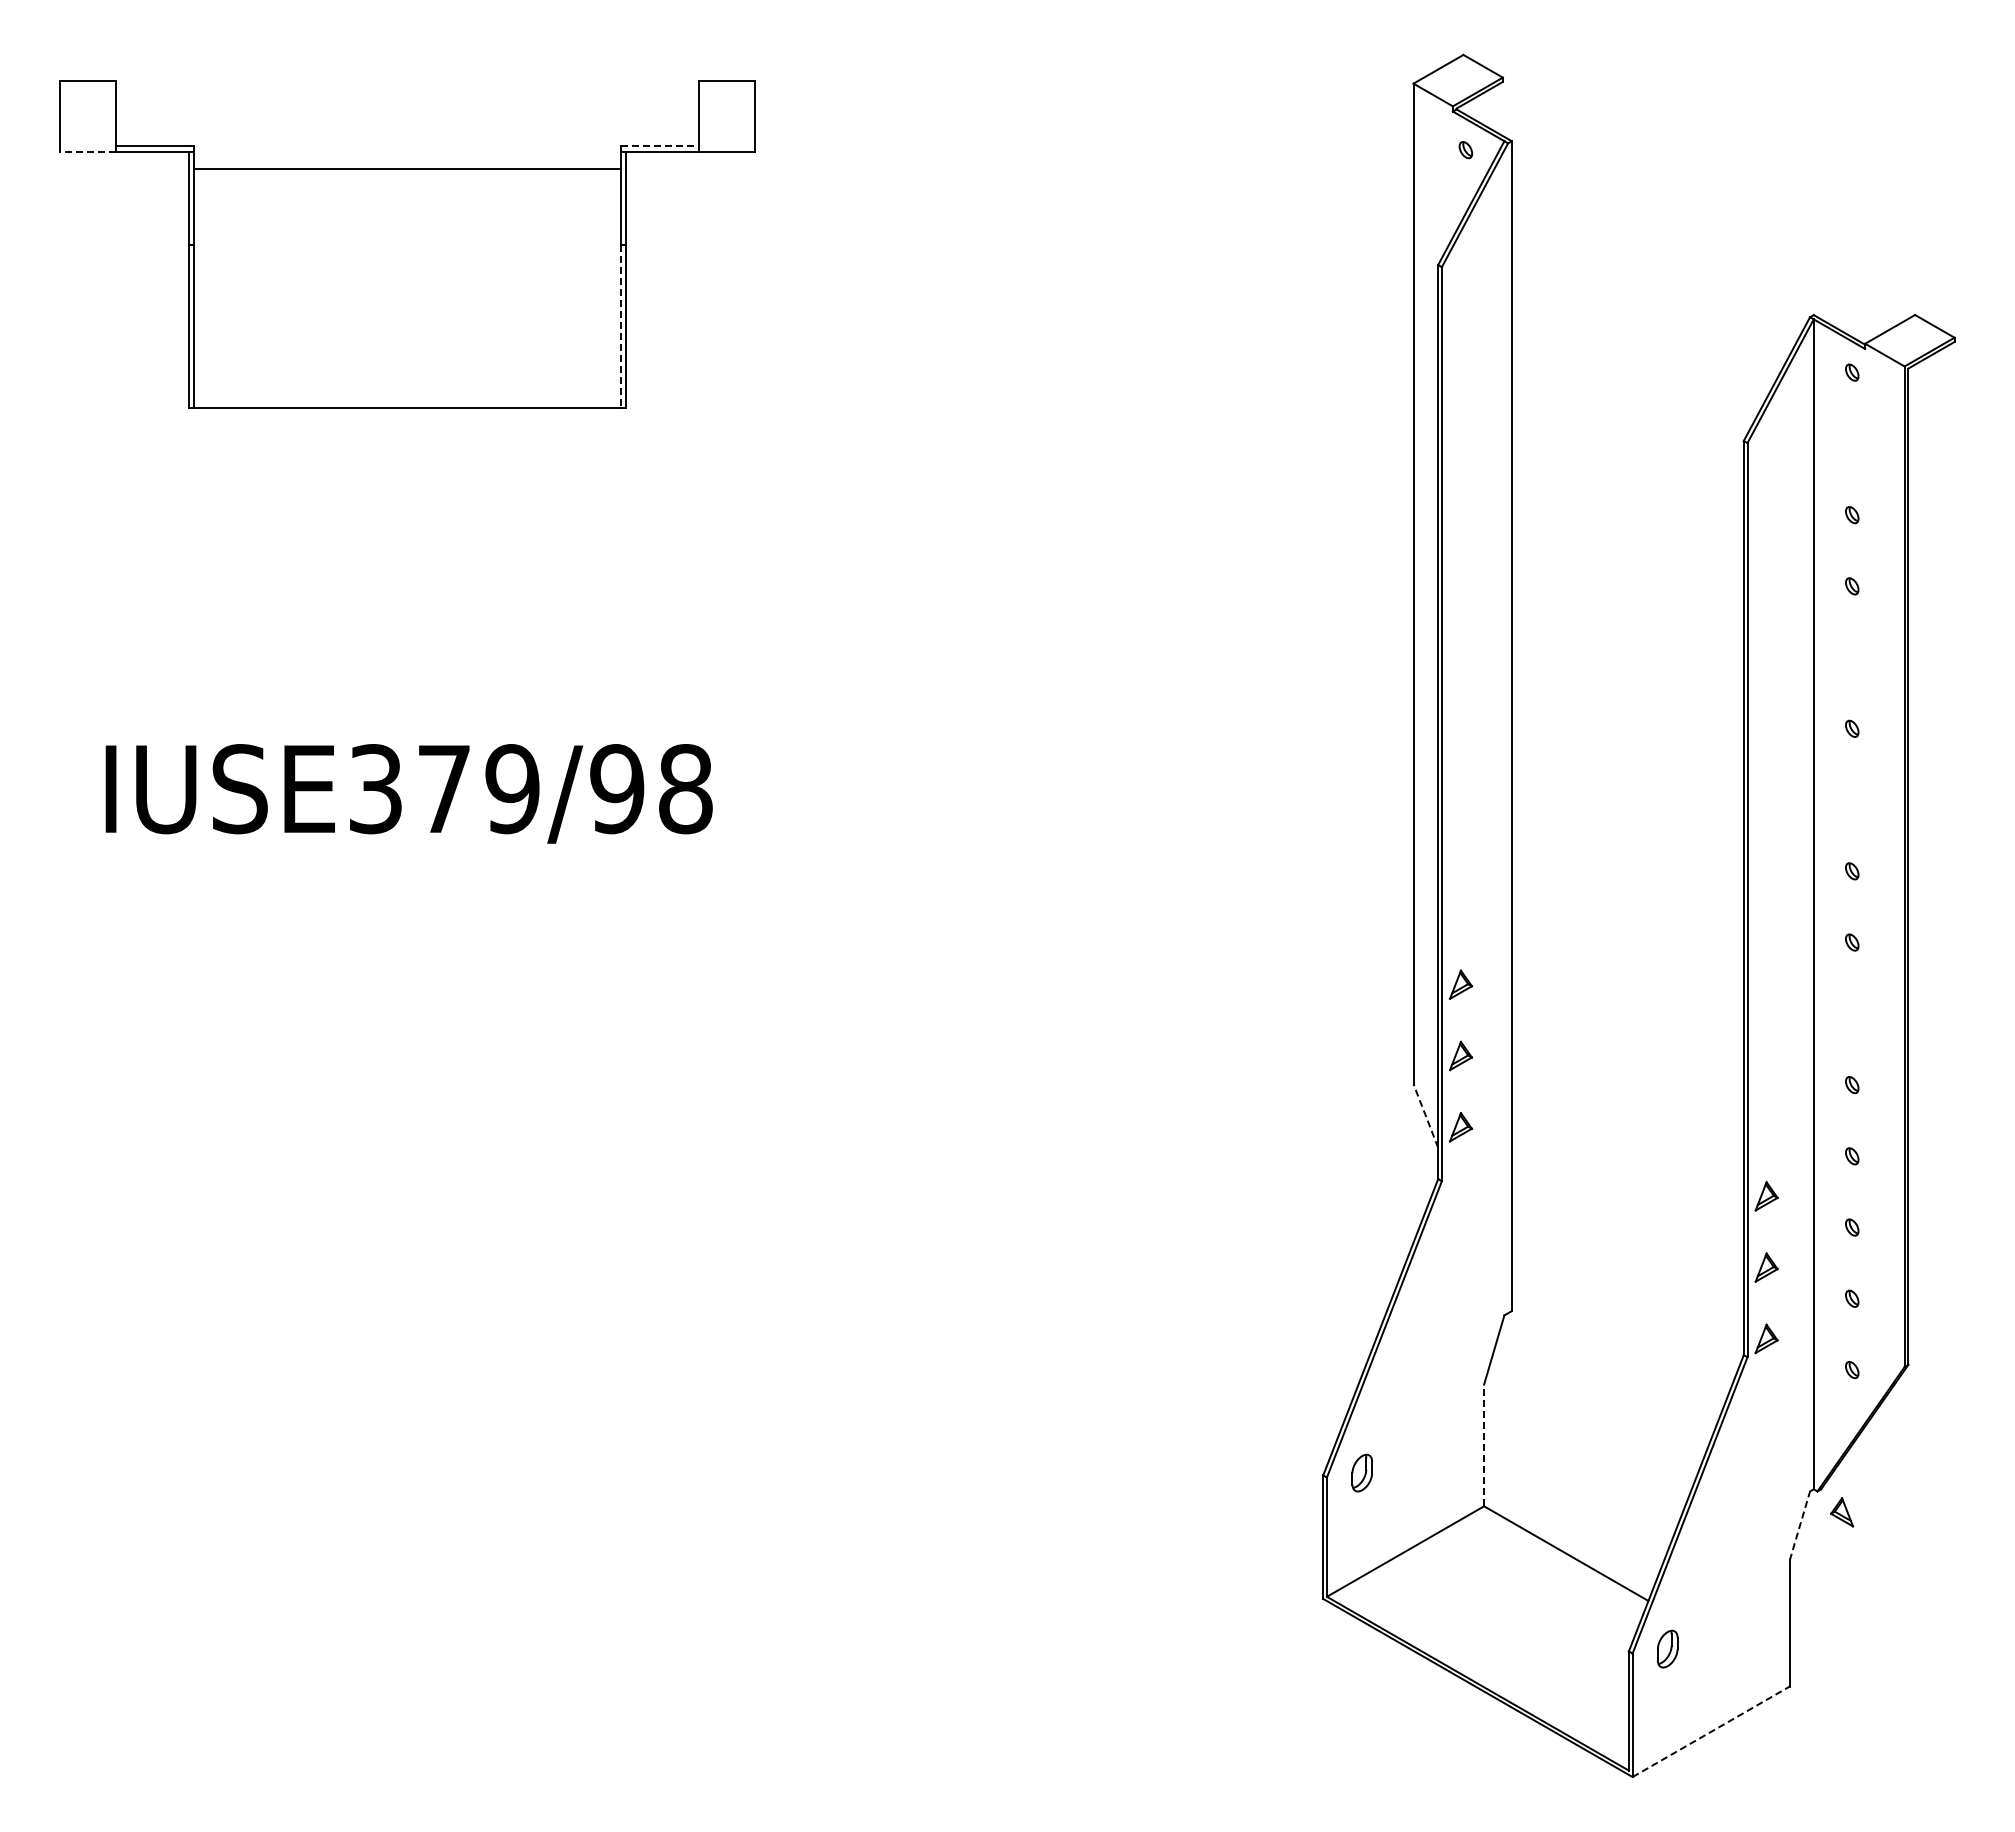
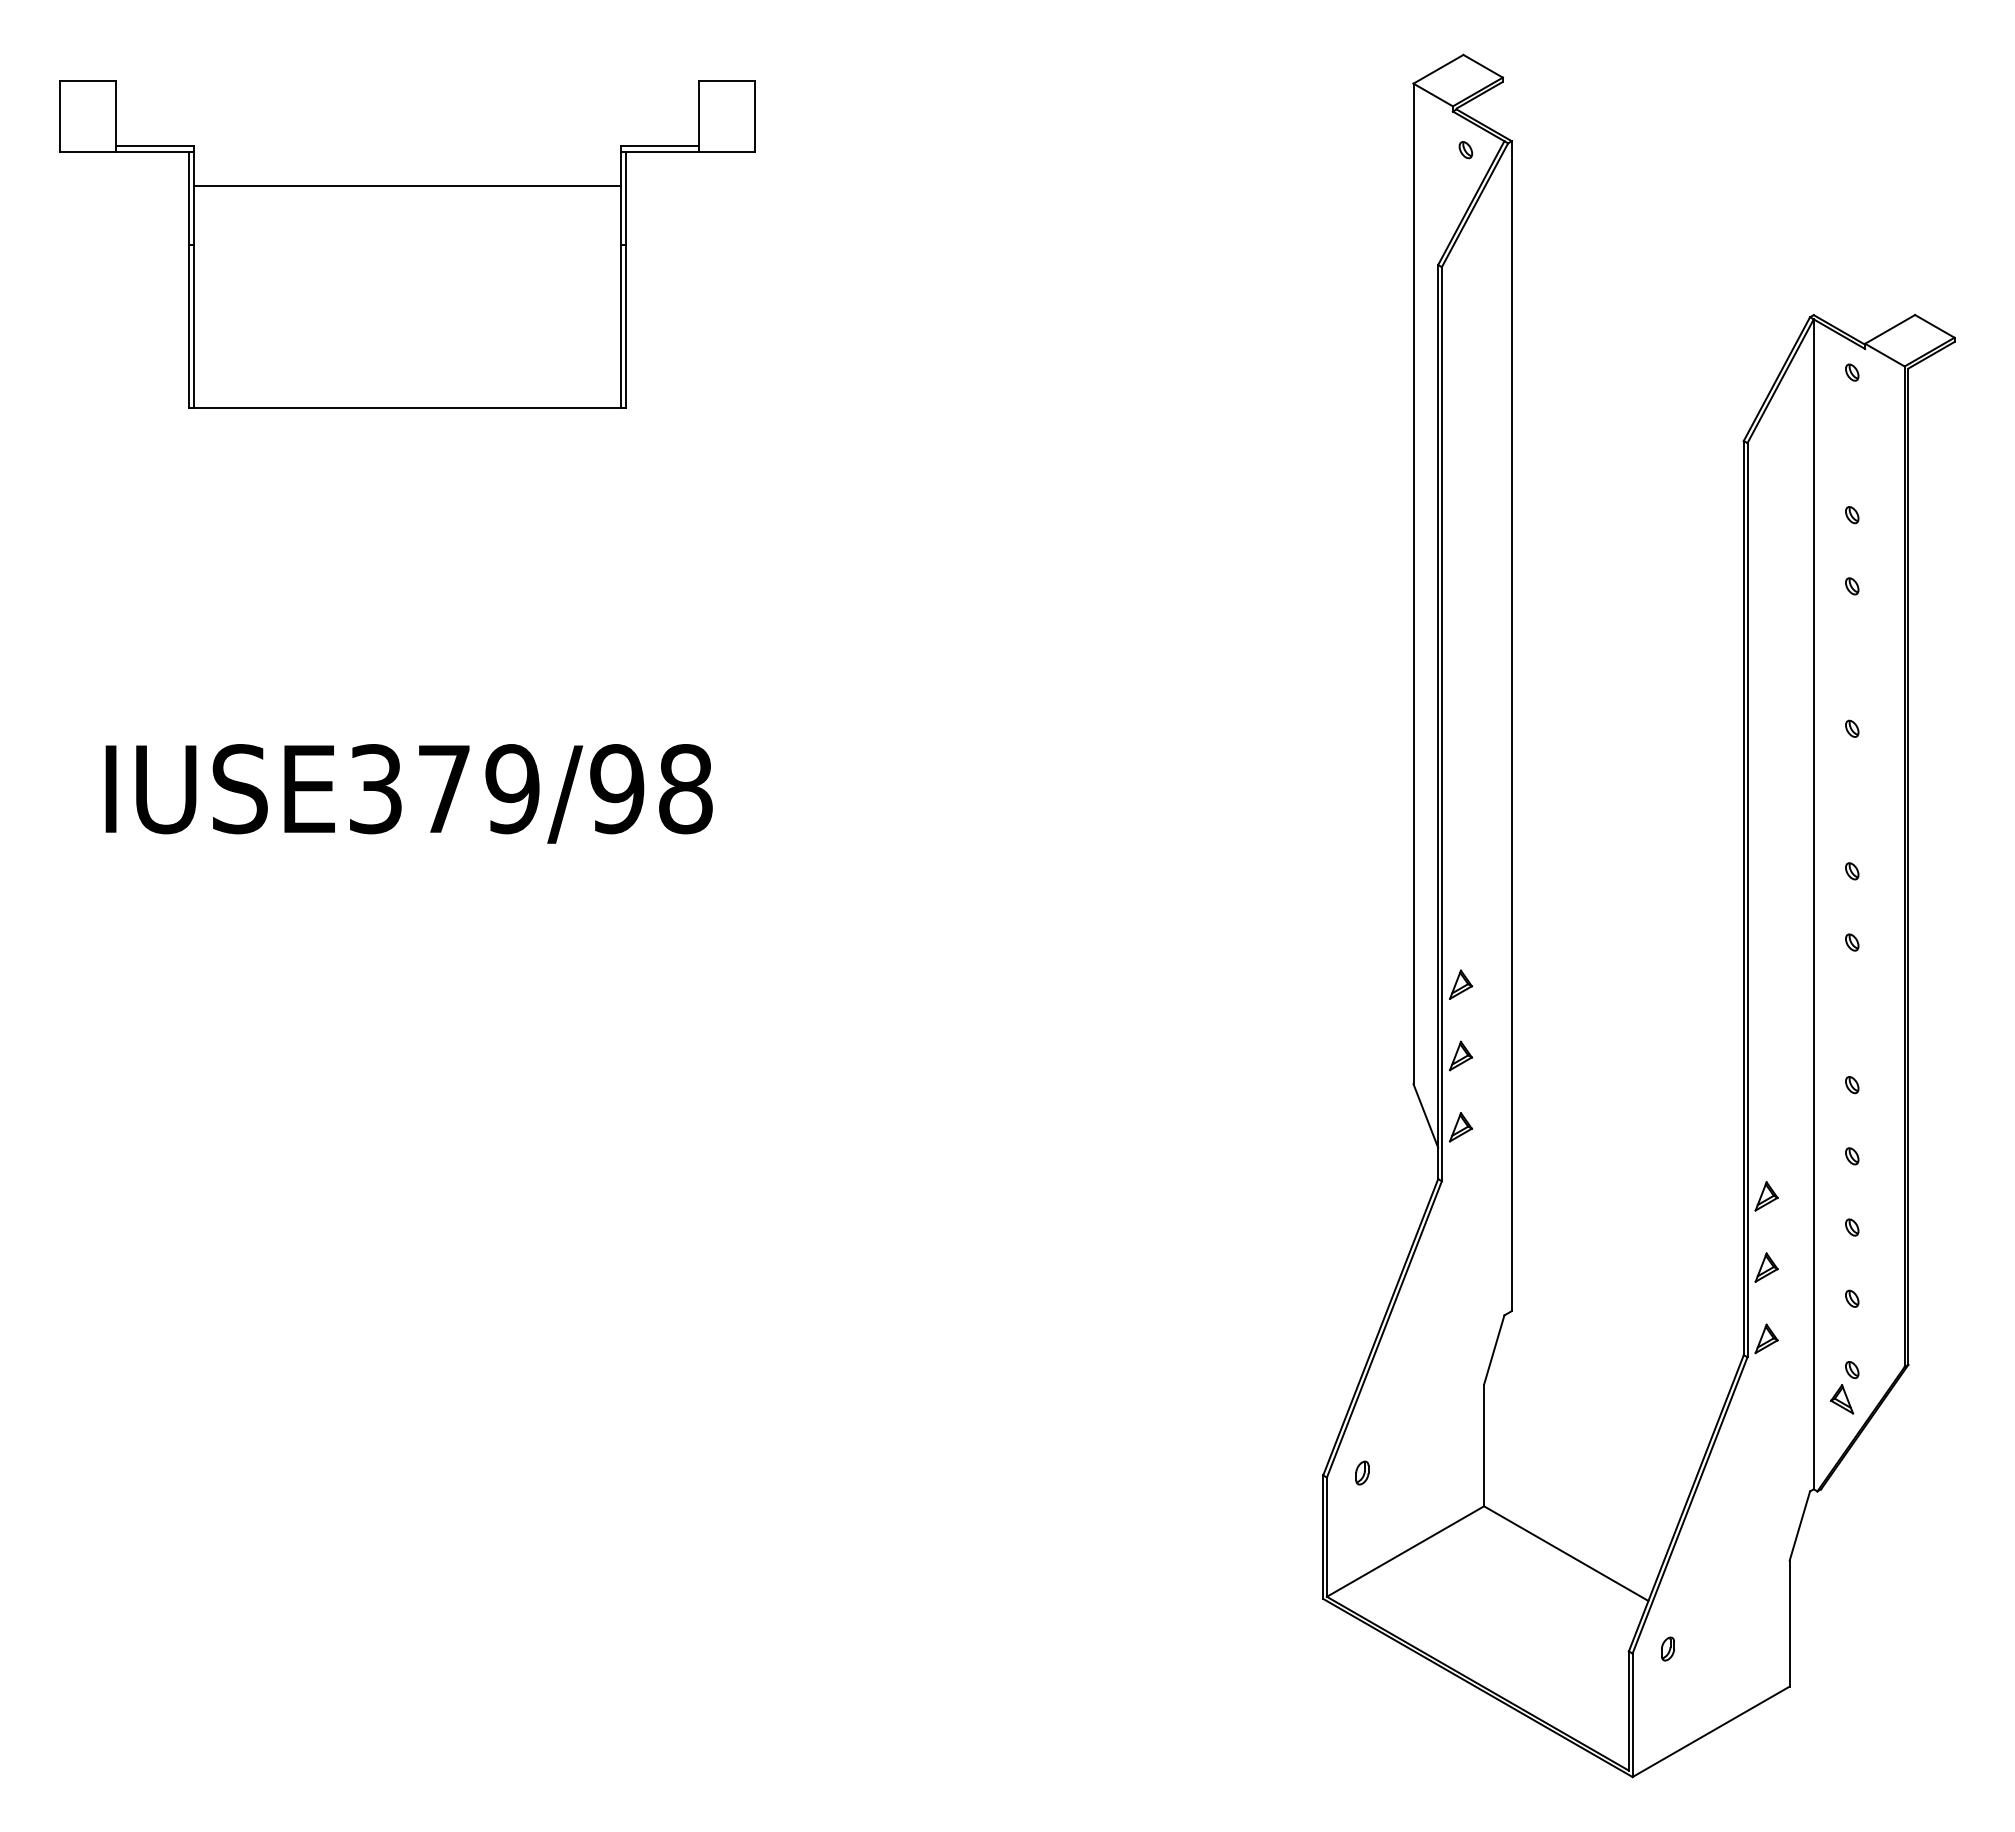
line: dashed -> solid (660, 146)
line: dashed -> solid (88, 151)
line position: (407, 168) -> (407, 185) (407, 185)
line: dashed -> solid (621, 327)
line: dashed -> solid (1425, 1115)
line: dashed -> solid (1484, 1445)
part size: 22x40 px -> 15x26 px (1362, 1472)
part position: (1842, 1512) -> (1842, 1399) (1842, 1399)
line: dashed -> solid (1800, 1525)
part size: 22x40 px -> 15x26 px (1668, 1648)
line: dashed -> solid (1711, 1731)
